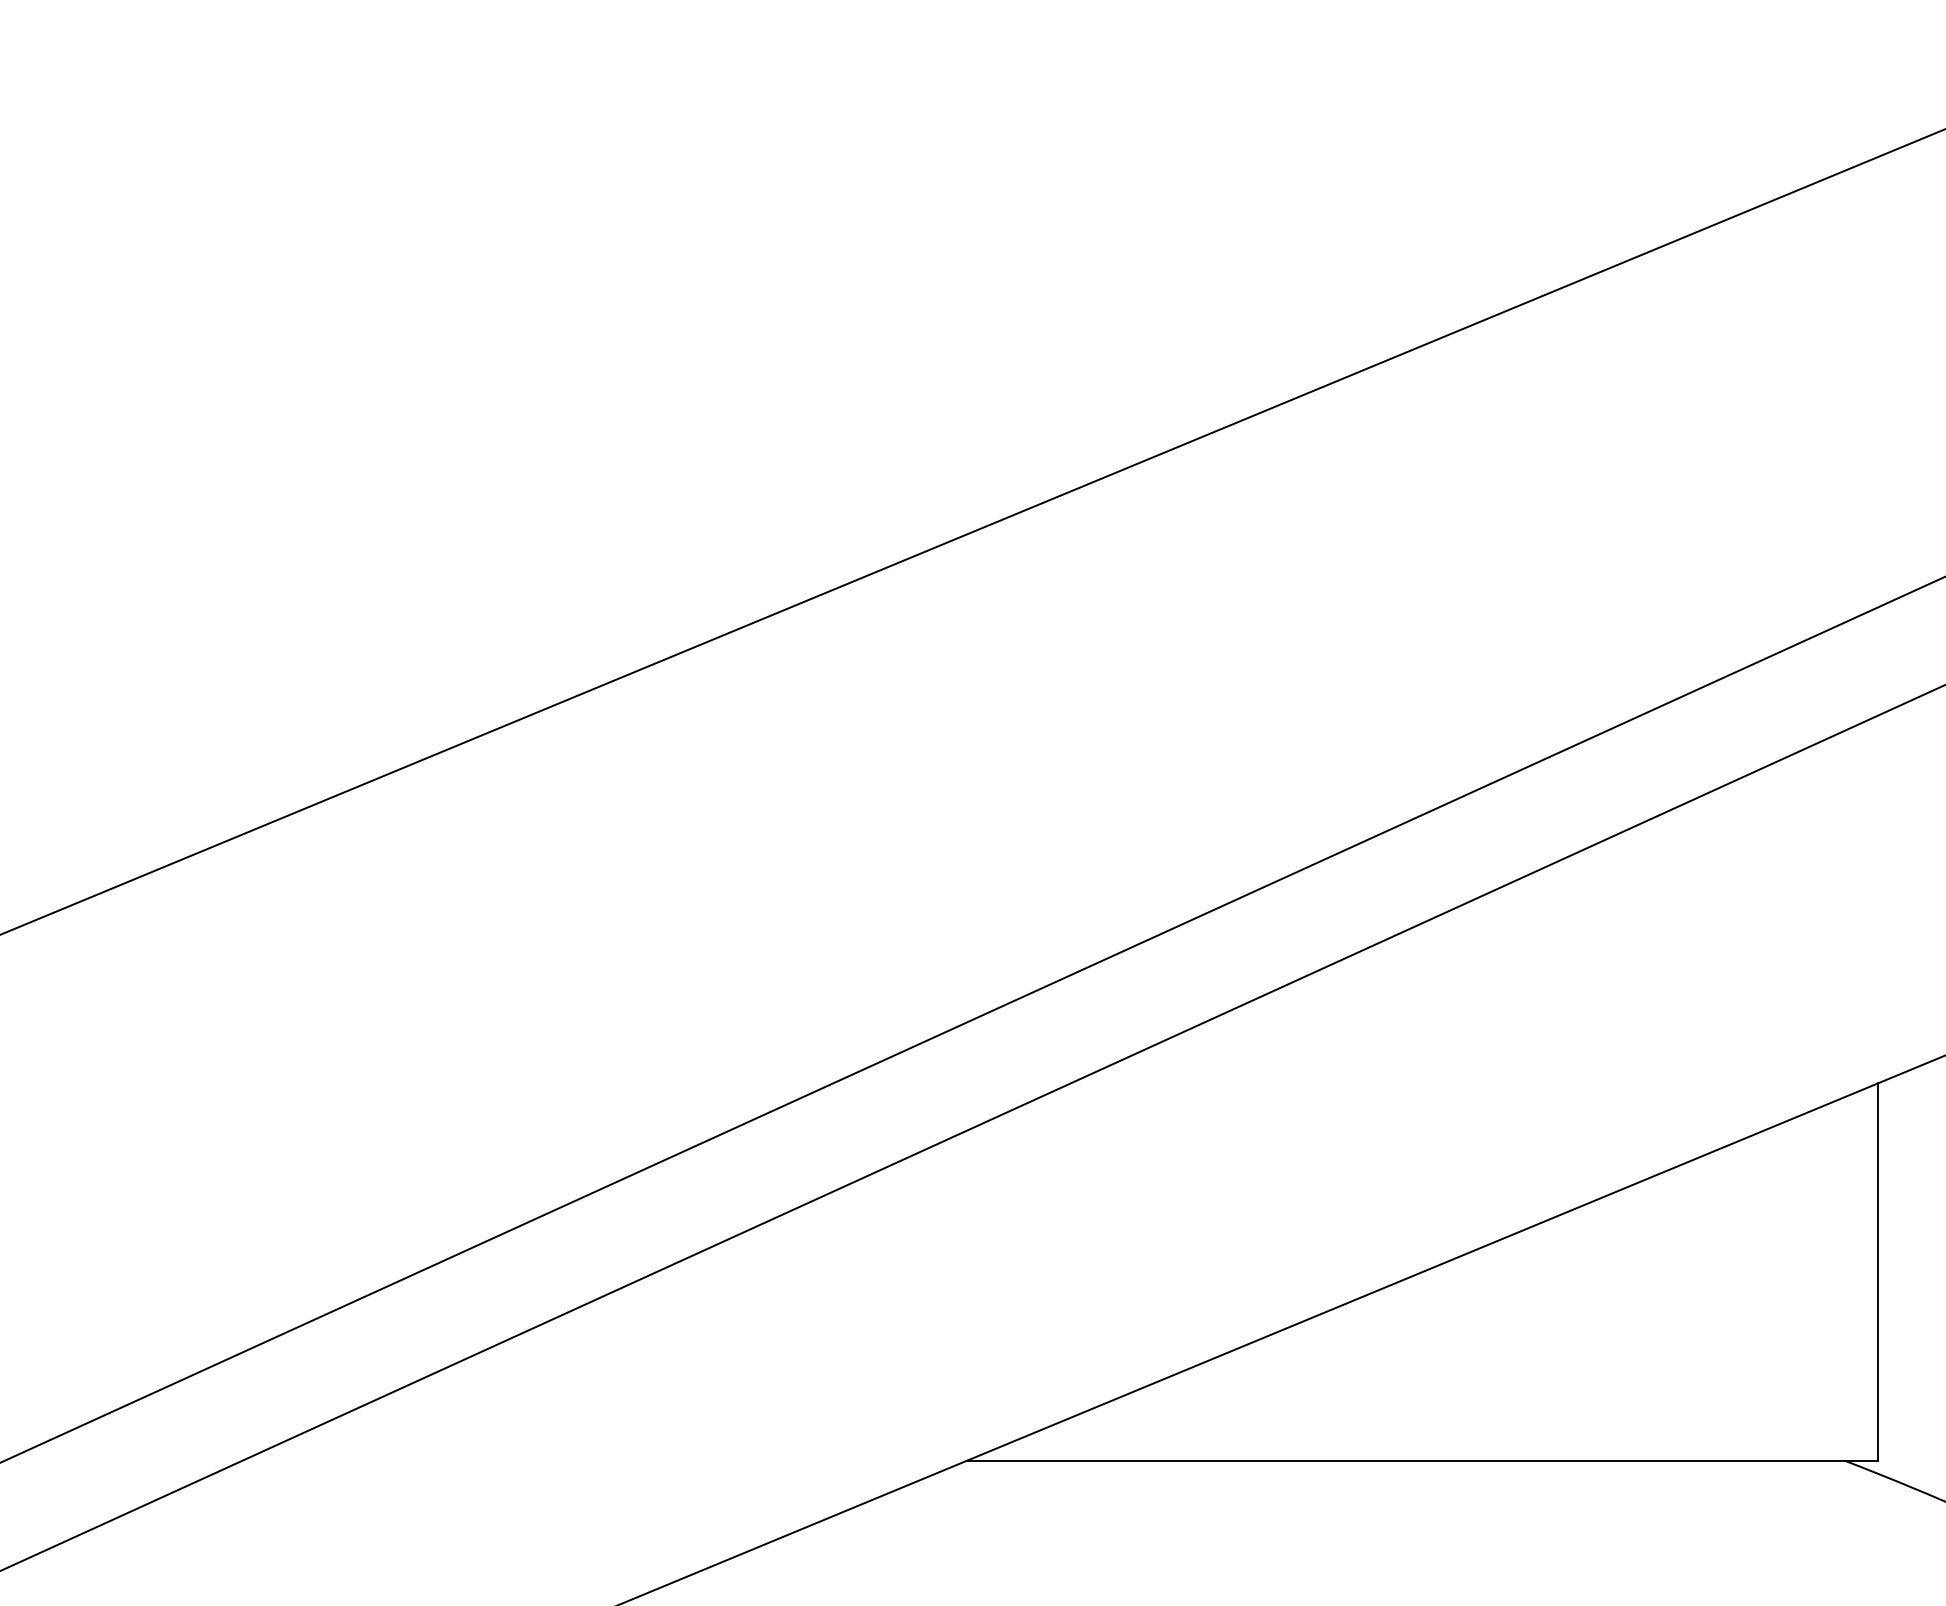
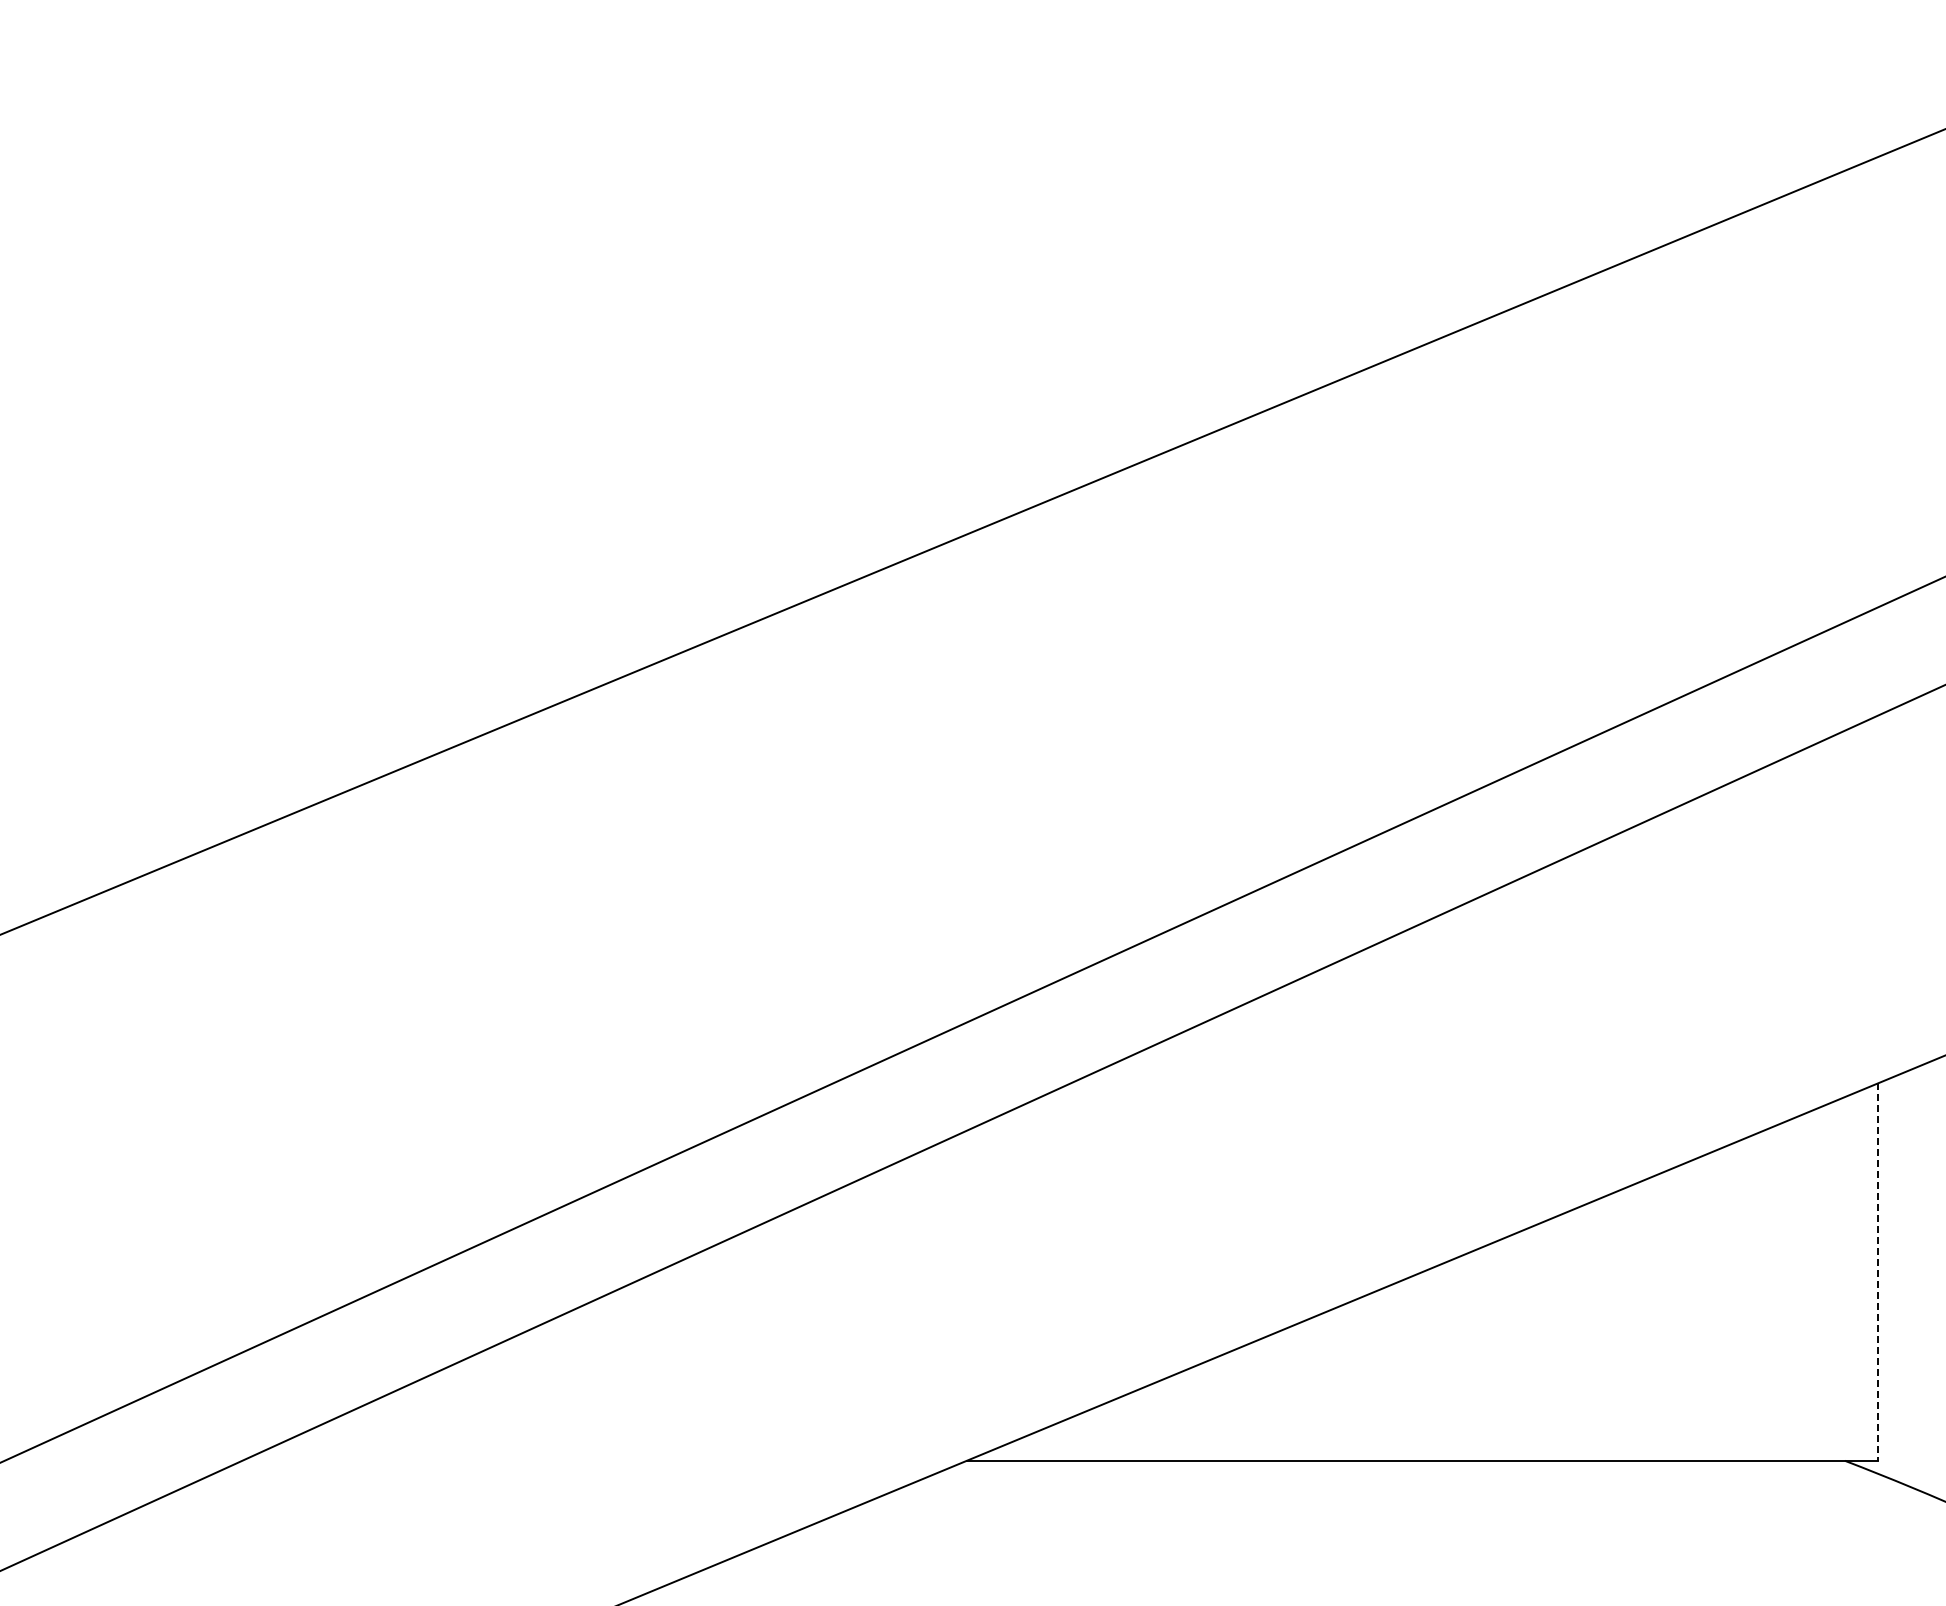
line: solid -> dashed (1878, 1272)
